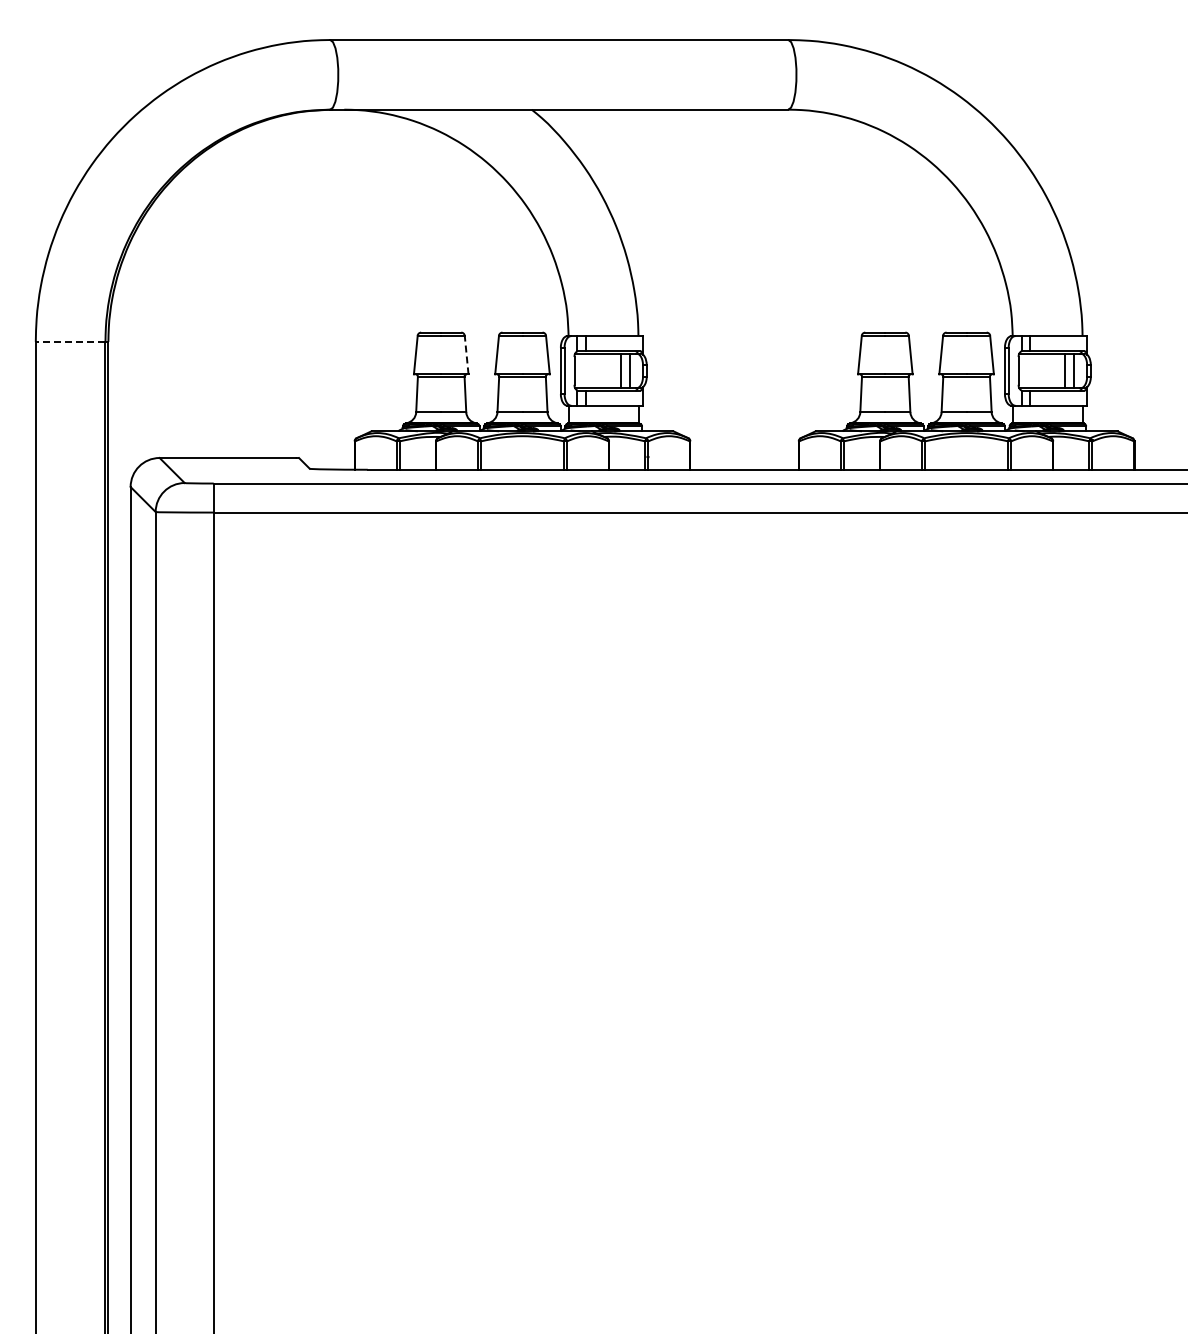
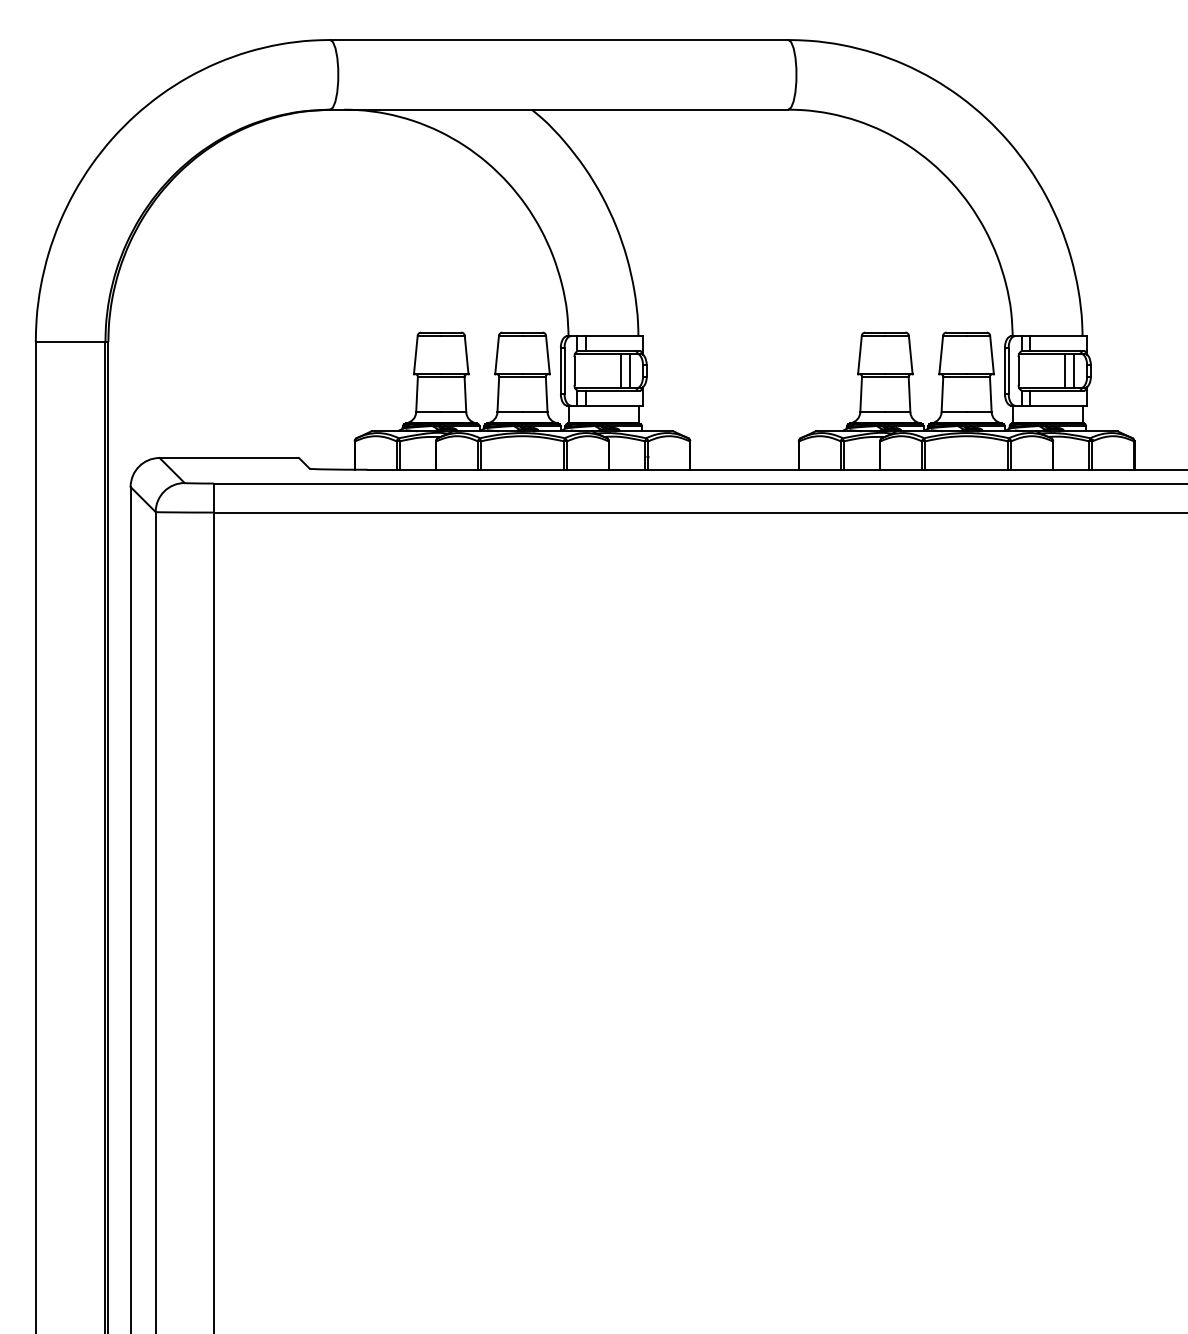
line: dashed -> solid (70, 341)
line: dashed -> solid (466, 354)
